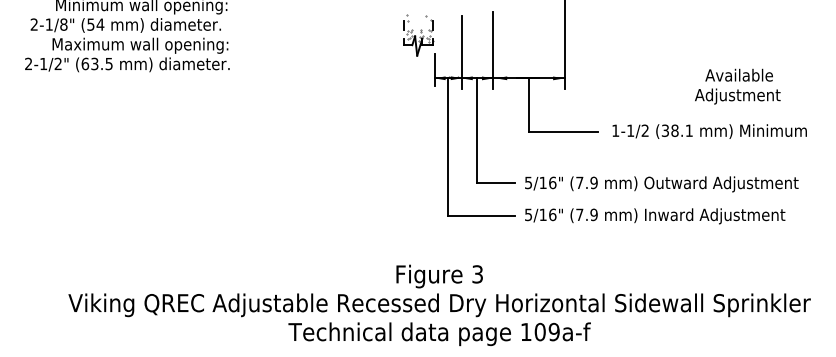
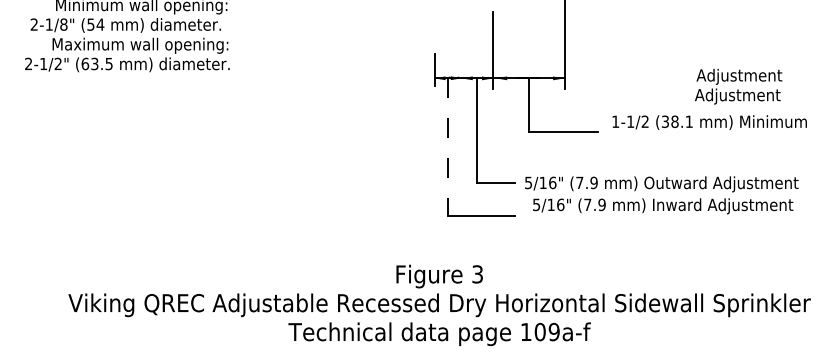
part: present -> none (418, 35)
line: present -> none (461, 51)
text: Available -> Adjustment (739, 76)
text position: (709, 131) -> (709, 122) (709, 122)
line: solid -> dashed (448, 147)
text position: (655, 216) -> (663, 206) (663, 206)
